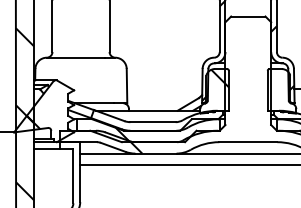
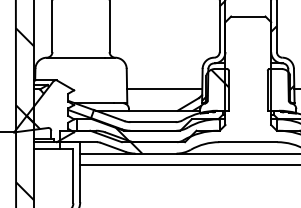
line: none -> present (164, 88)
